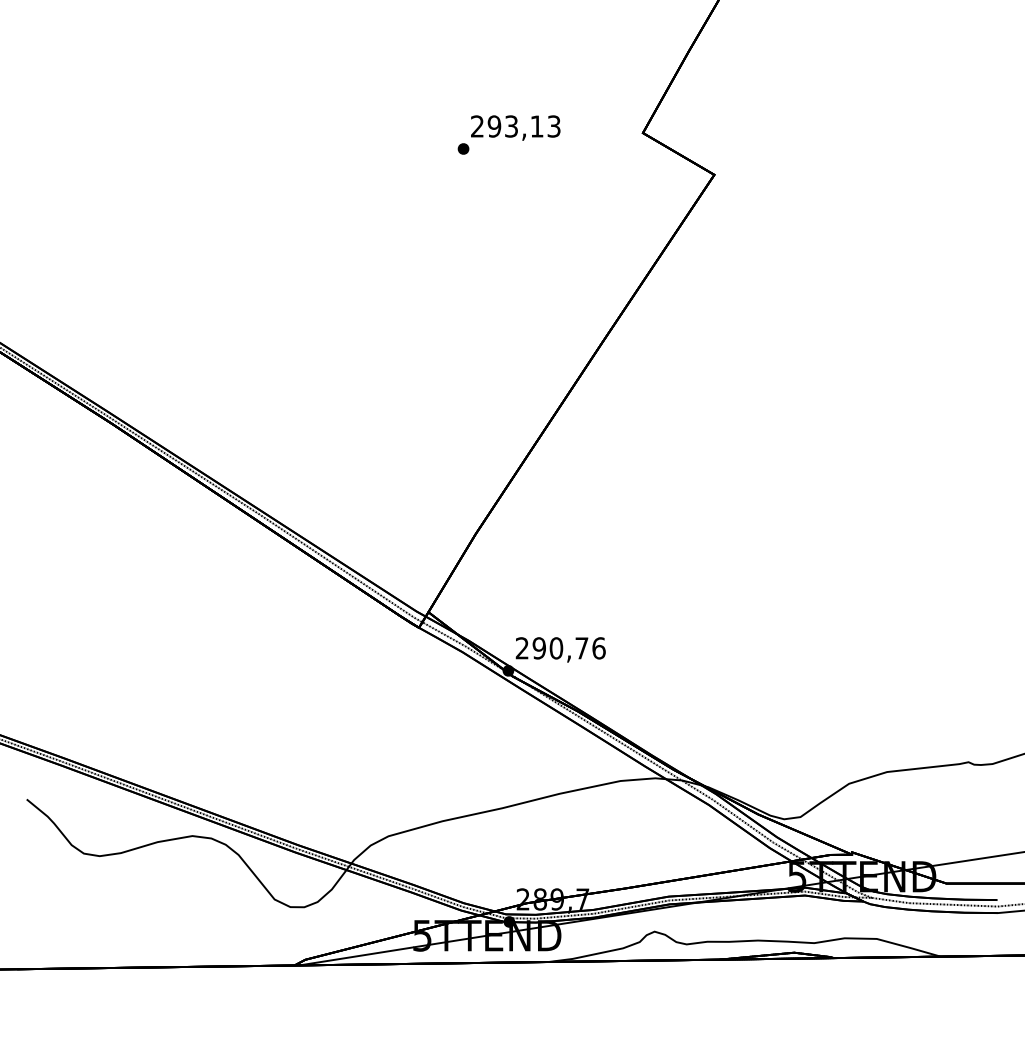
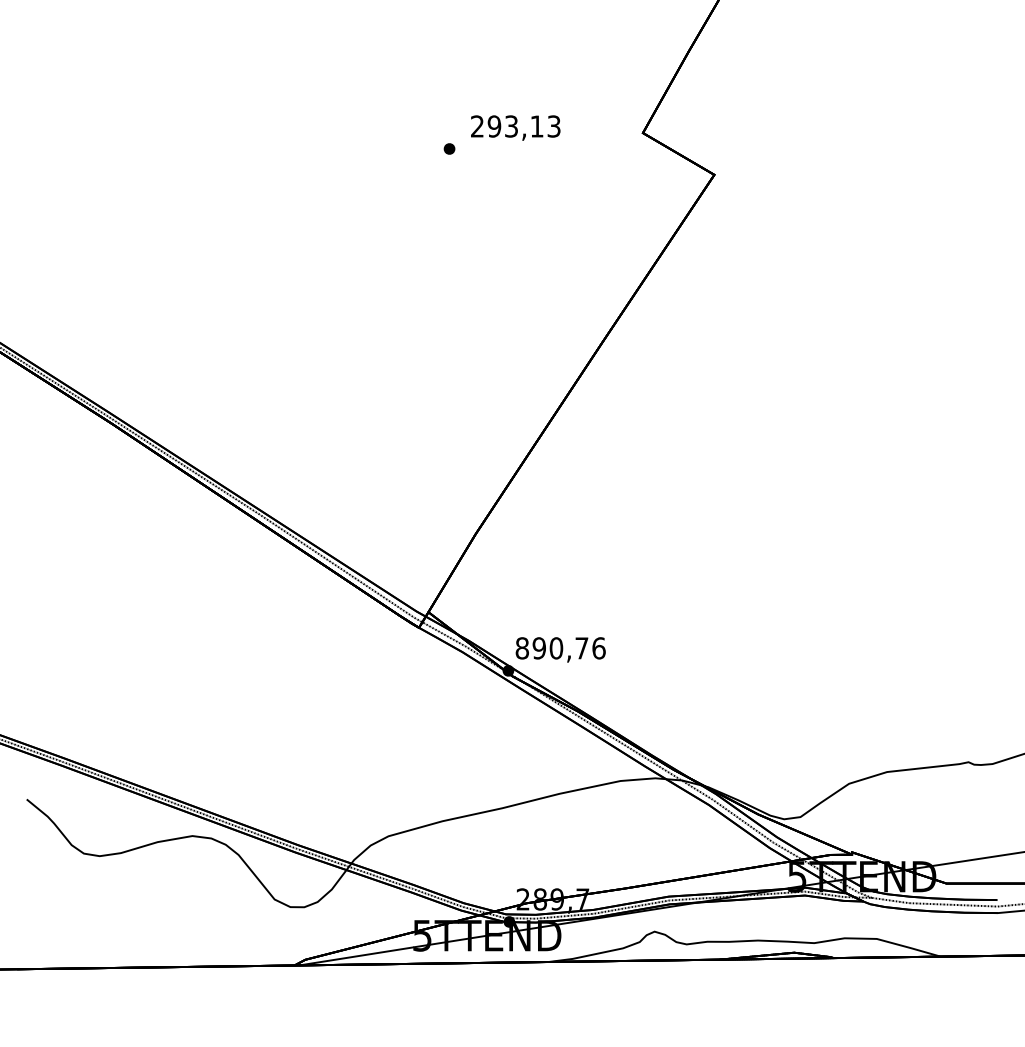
part position: (463, 148) -> (449, 148) (449, 148)
text: 290,76 -> 890,76 (521, 648)
